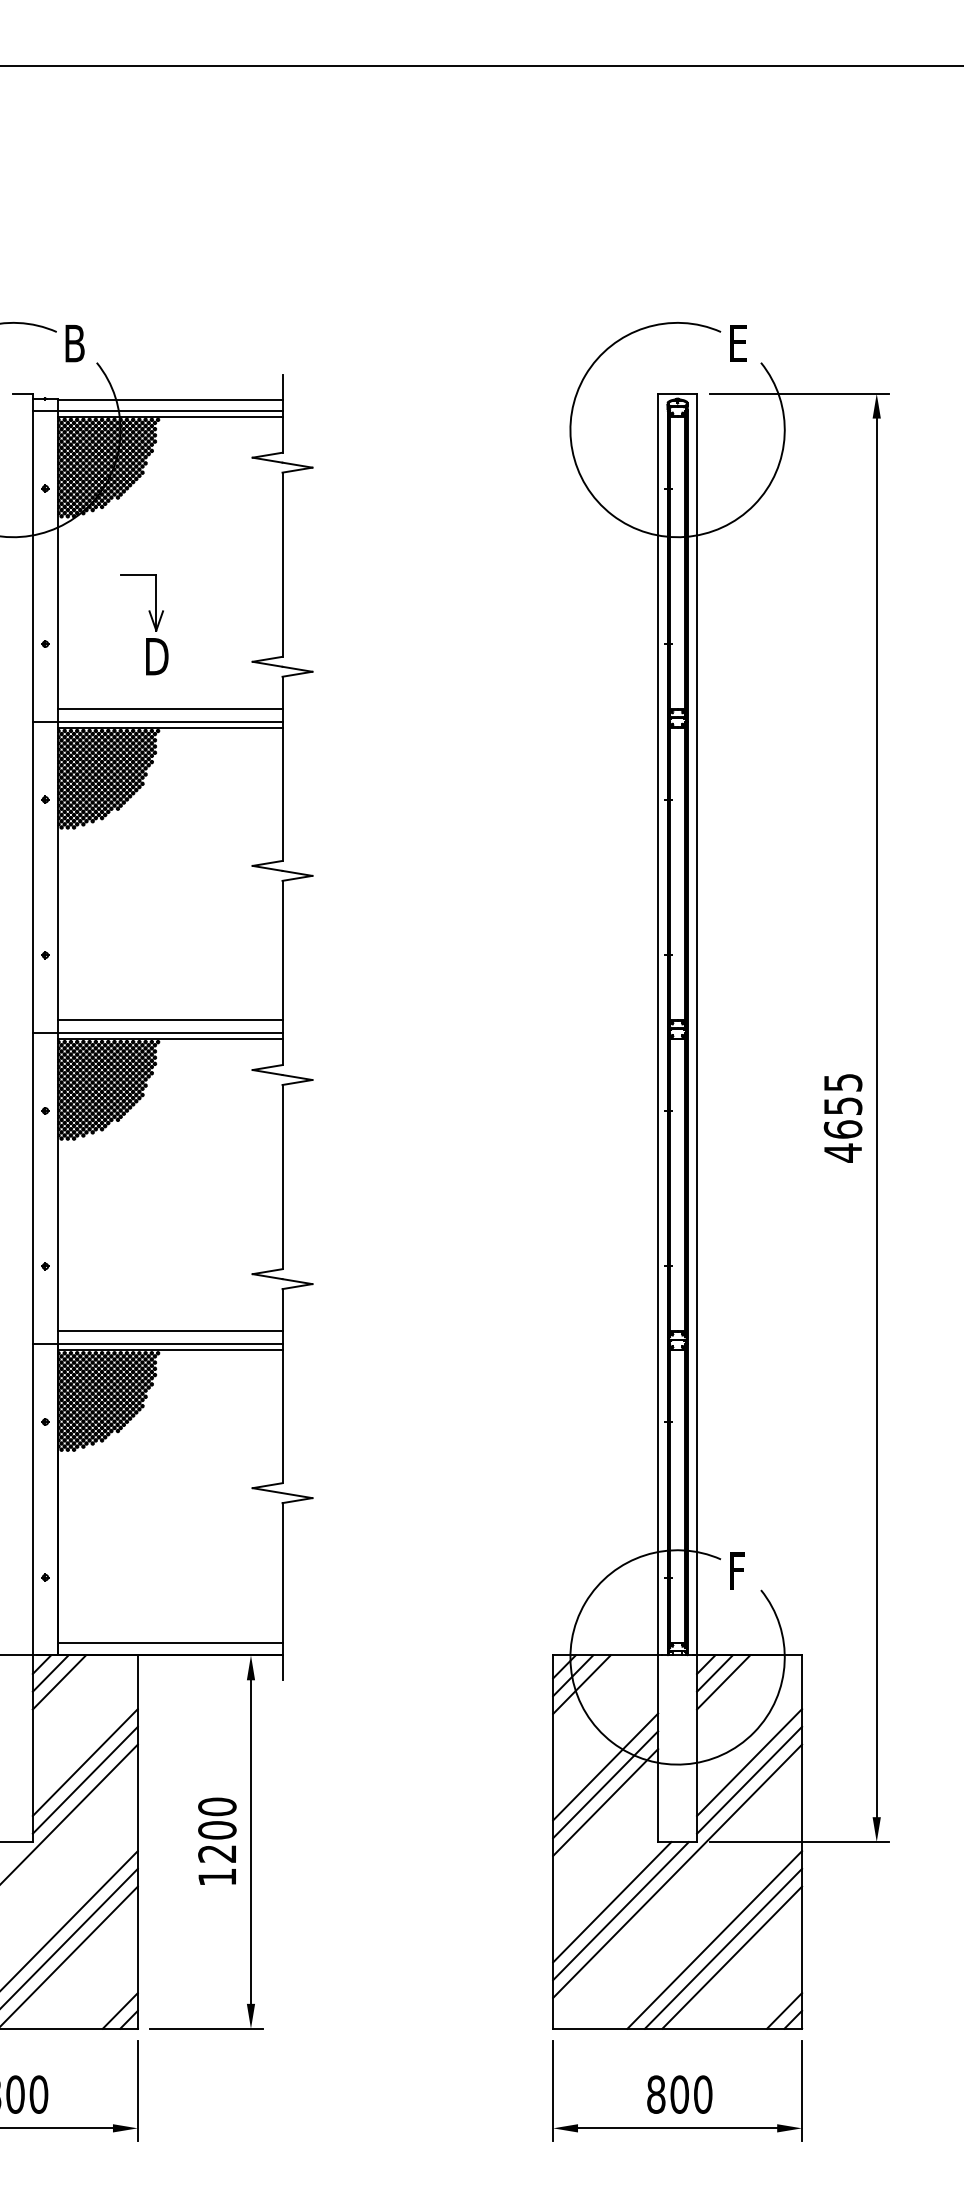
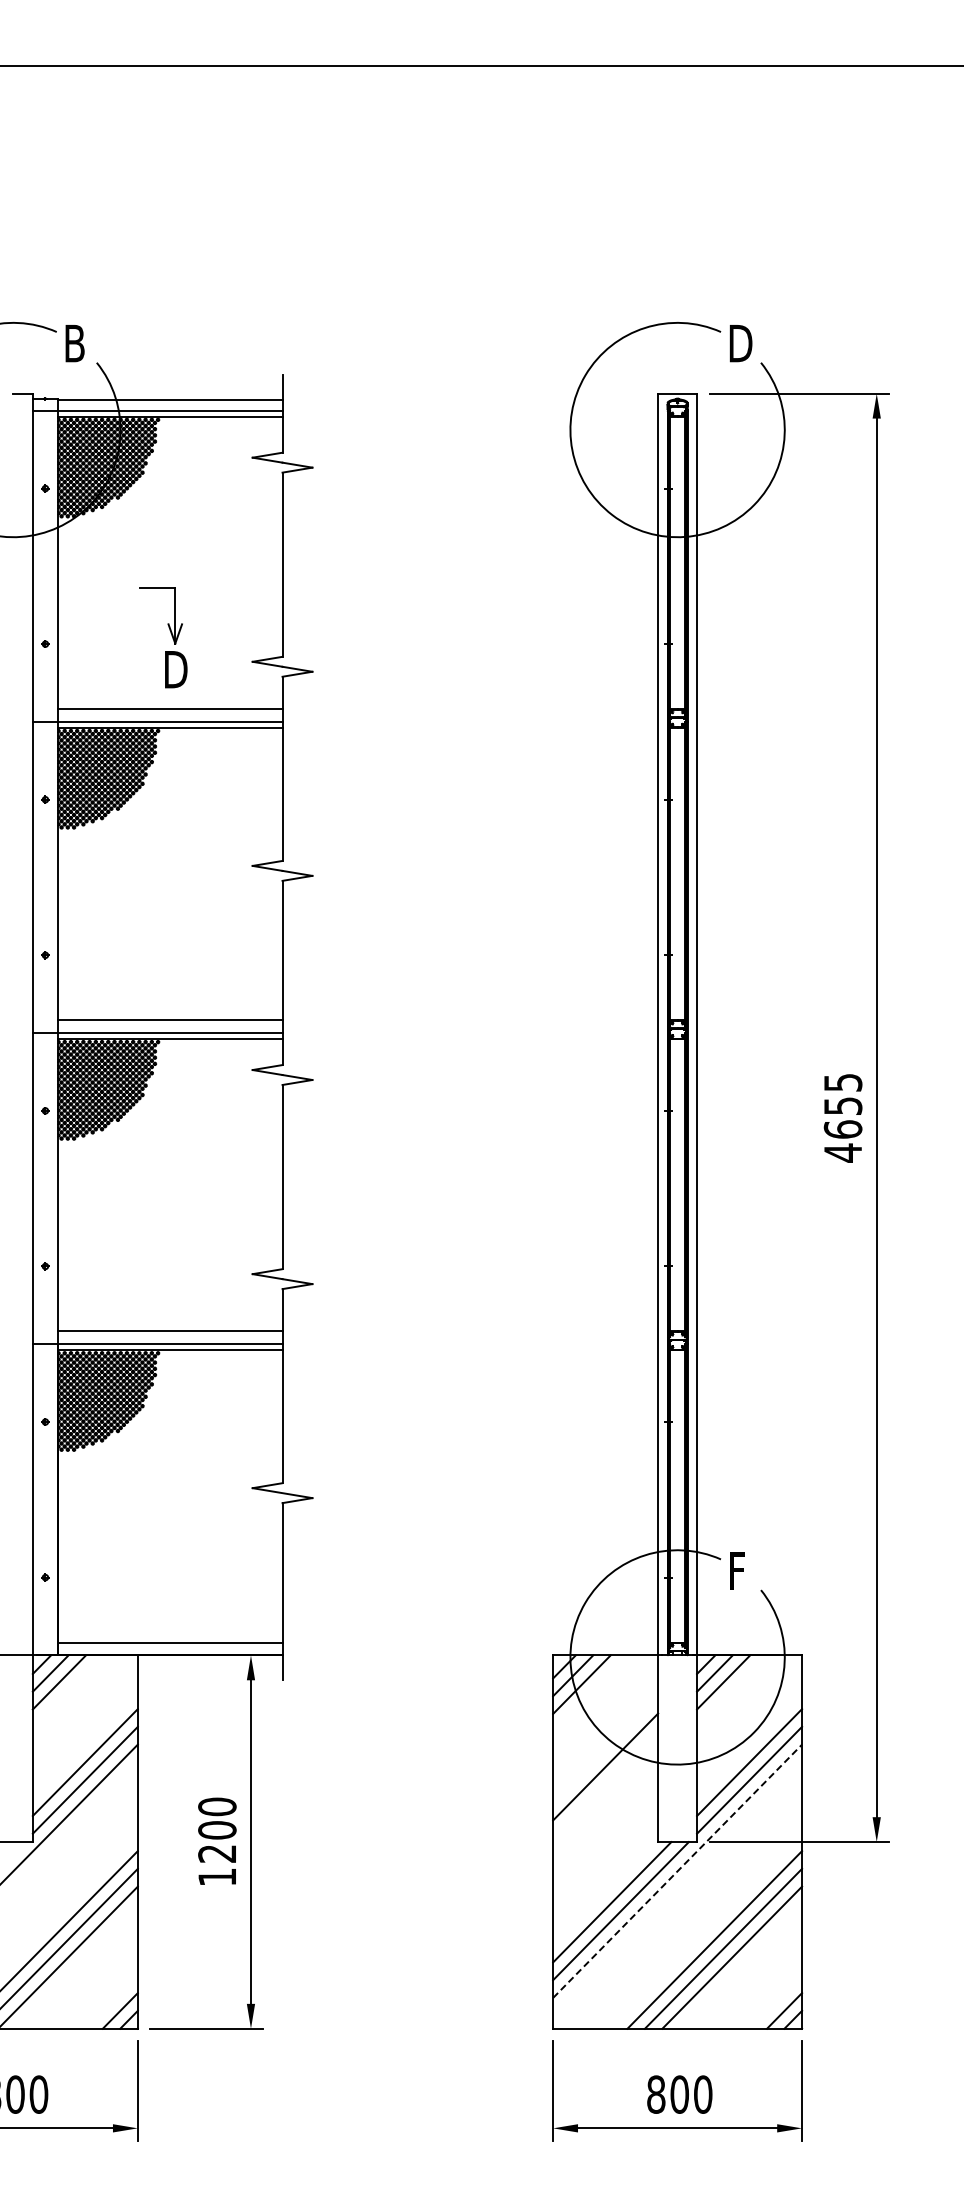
text: E -> D (740, 343)
part position: (151, 620) -> (170, 633) (170, 633)
line: present -> none (605, 1784)
line: present -> none (605, 1802)
line: solid -> dashed (677, 1871)
